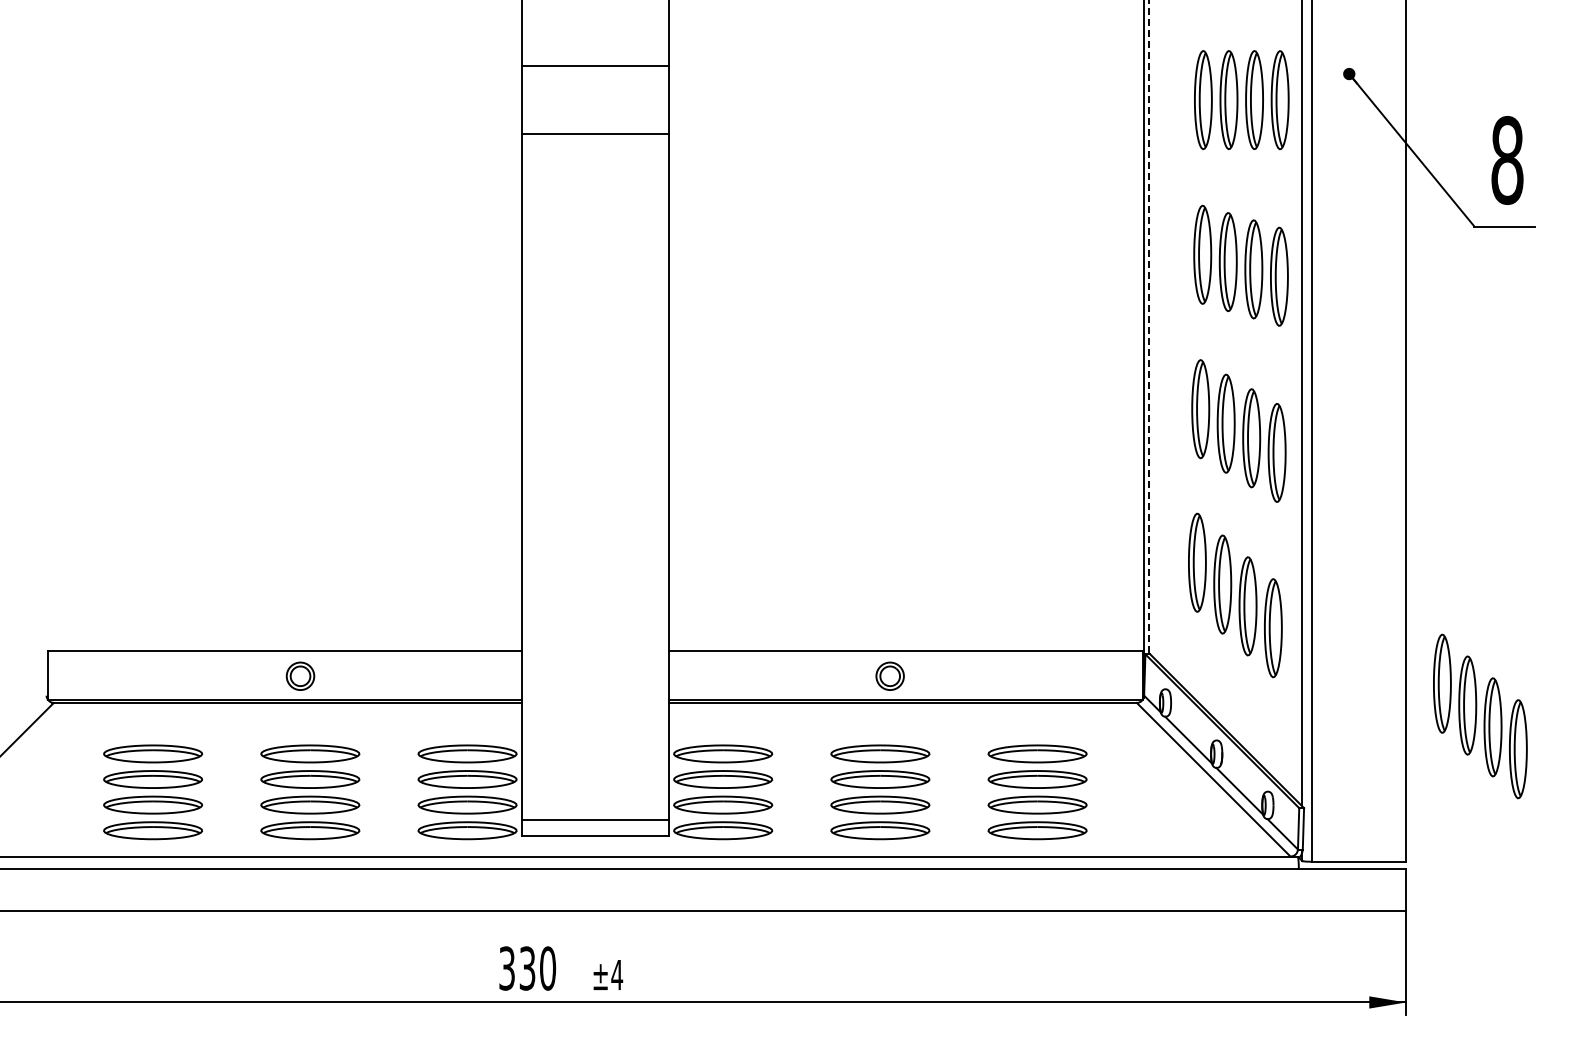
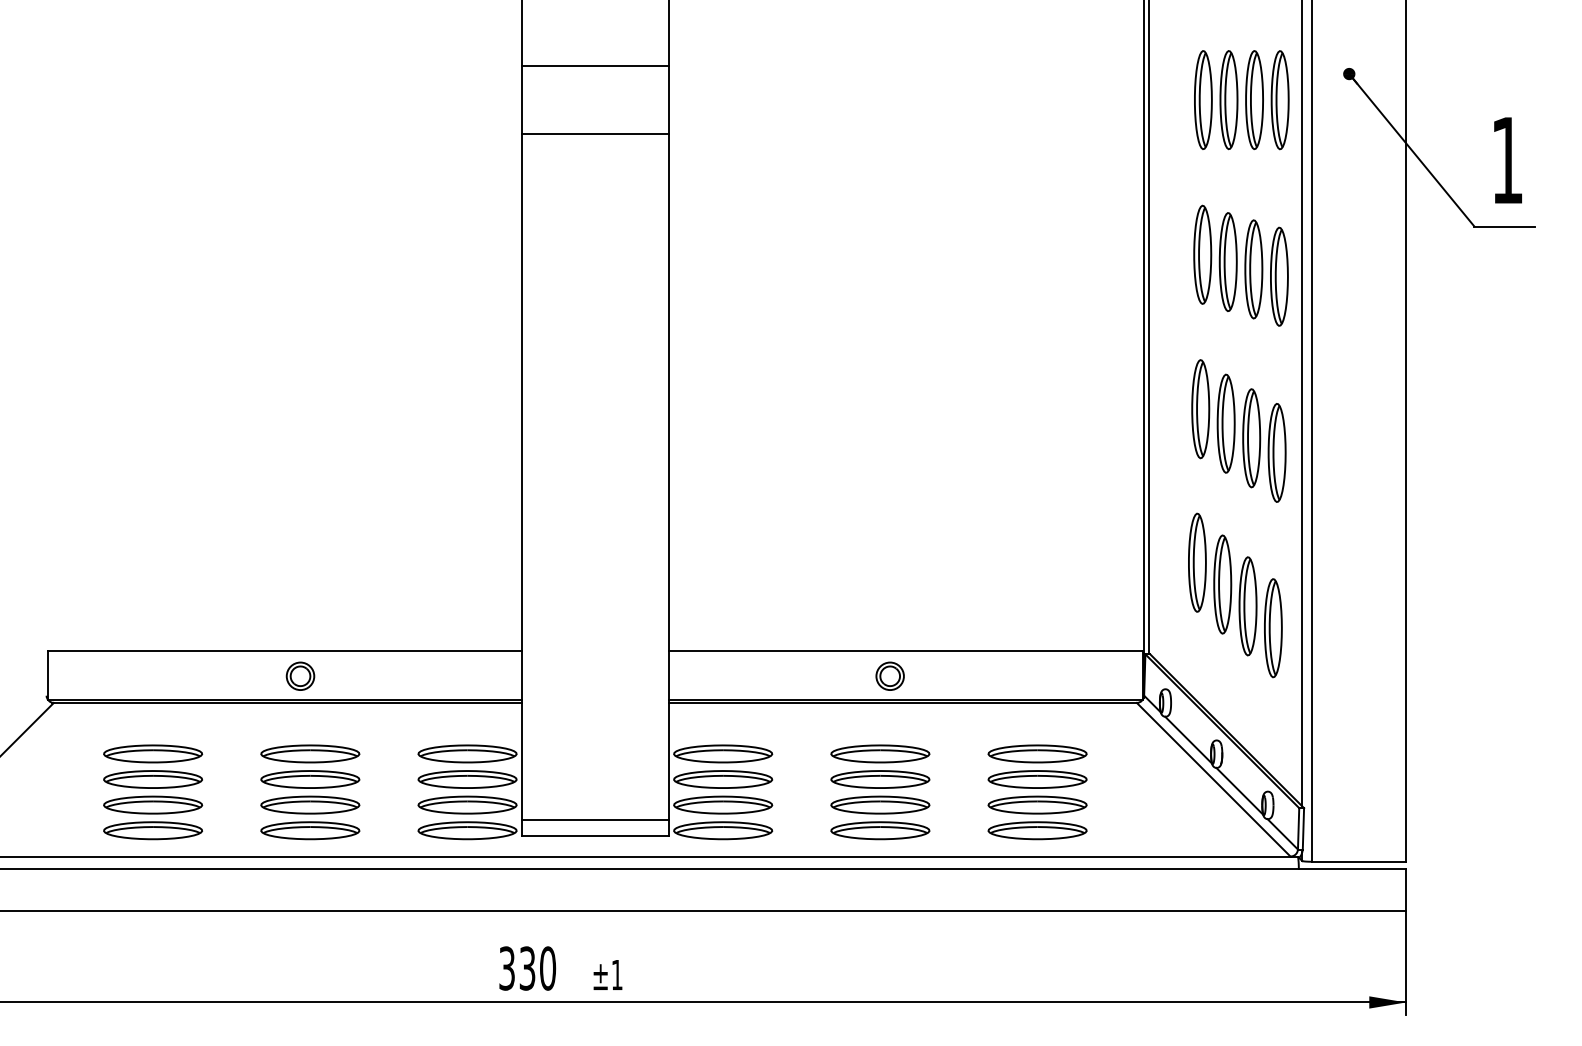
text: 8 -> 1 (1507, 159)
line: dashed -> solid (1148, 327)
part: present -> none (1480, 716)
text: ±4 -> ±1 (617, 974)
